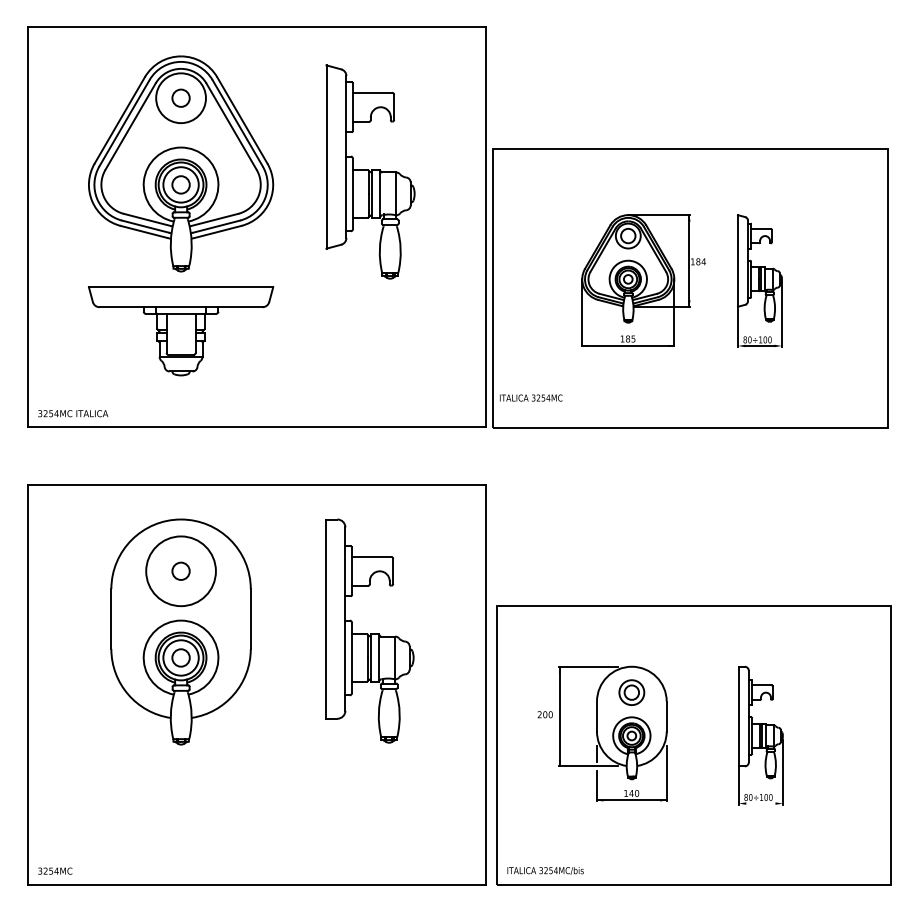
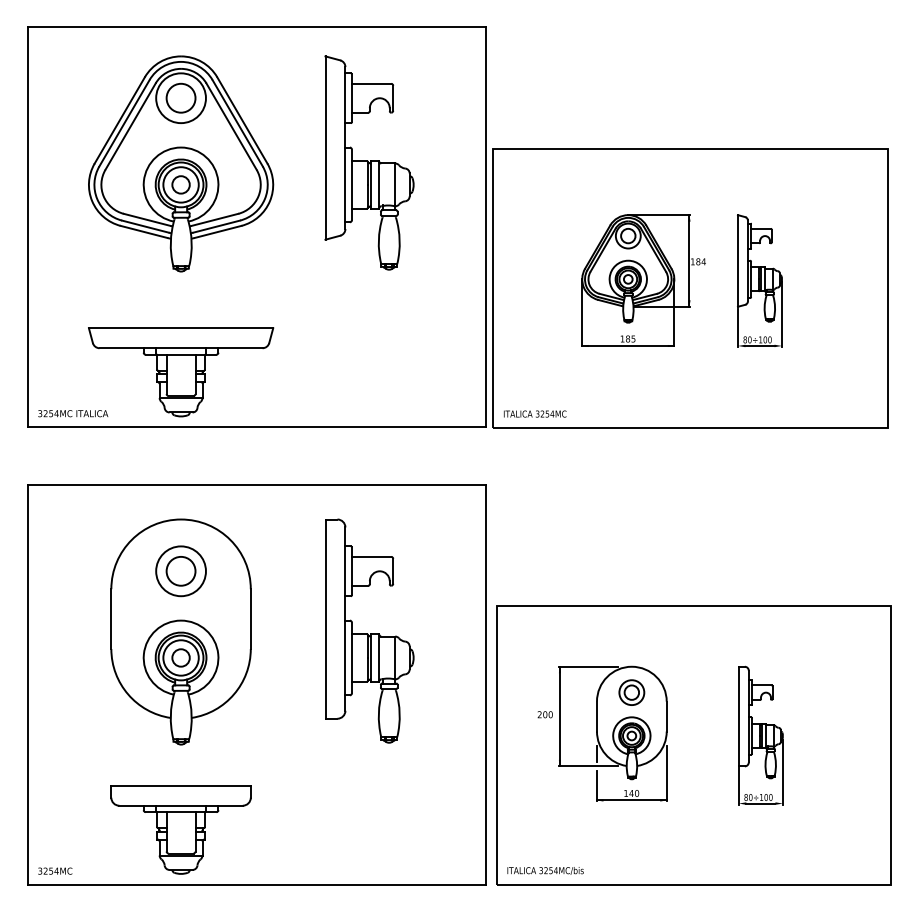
circle diameter: 17 px -> 29 px (180, 97)
part position: (370, 171) -> (369, 162) (369, 162)
part position: (181, 331) -> (181, 372) (181, 372)
text position: (531, 397) -> (535, 413) (535, 413)
circle diameter: 17 px -> 29 px (180, 570)
circle diameter: 70 px -> 50 px (180, 571)
line: none -> present (760, 803)
part: none -> present (180, 829)
